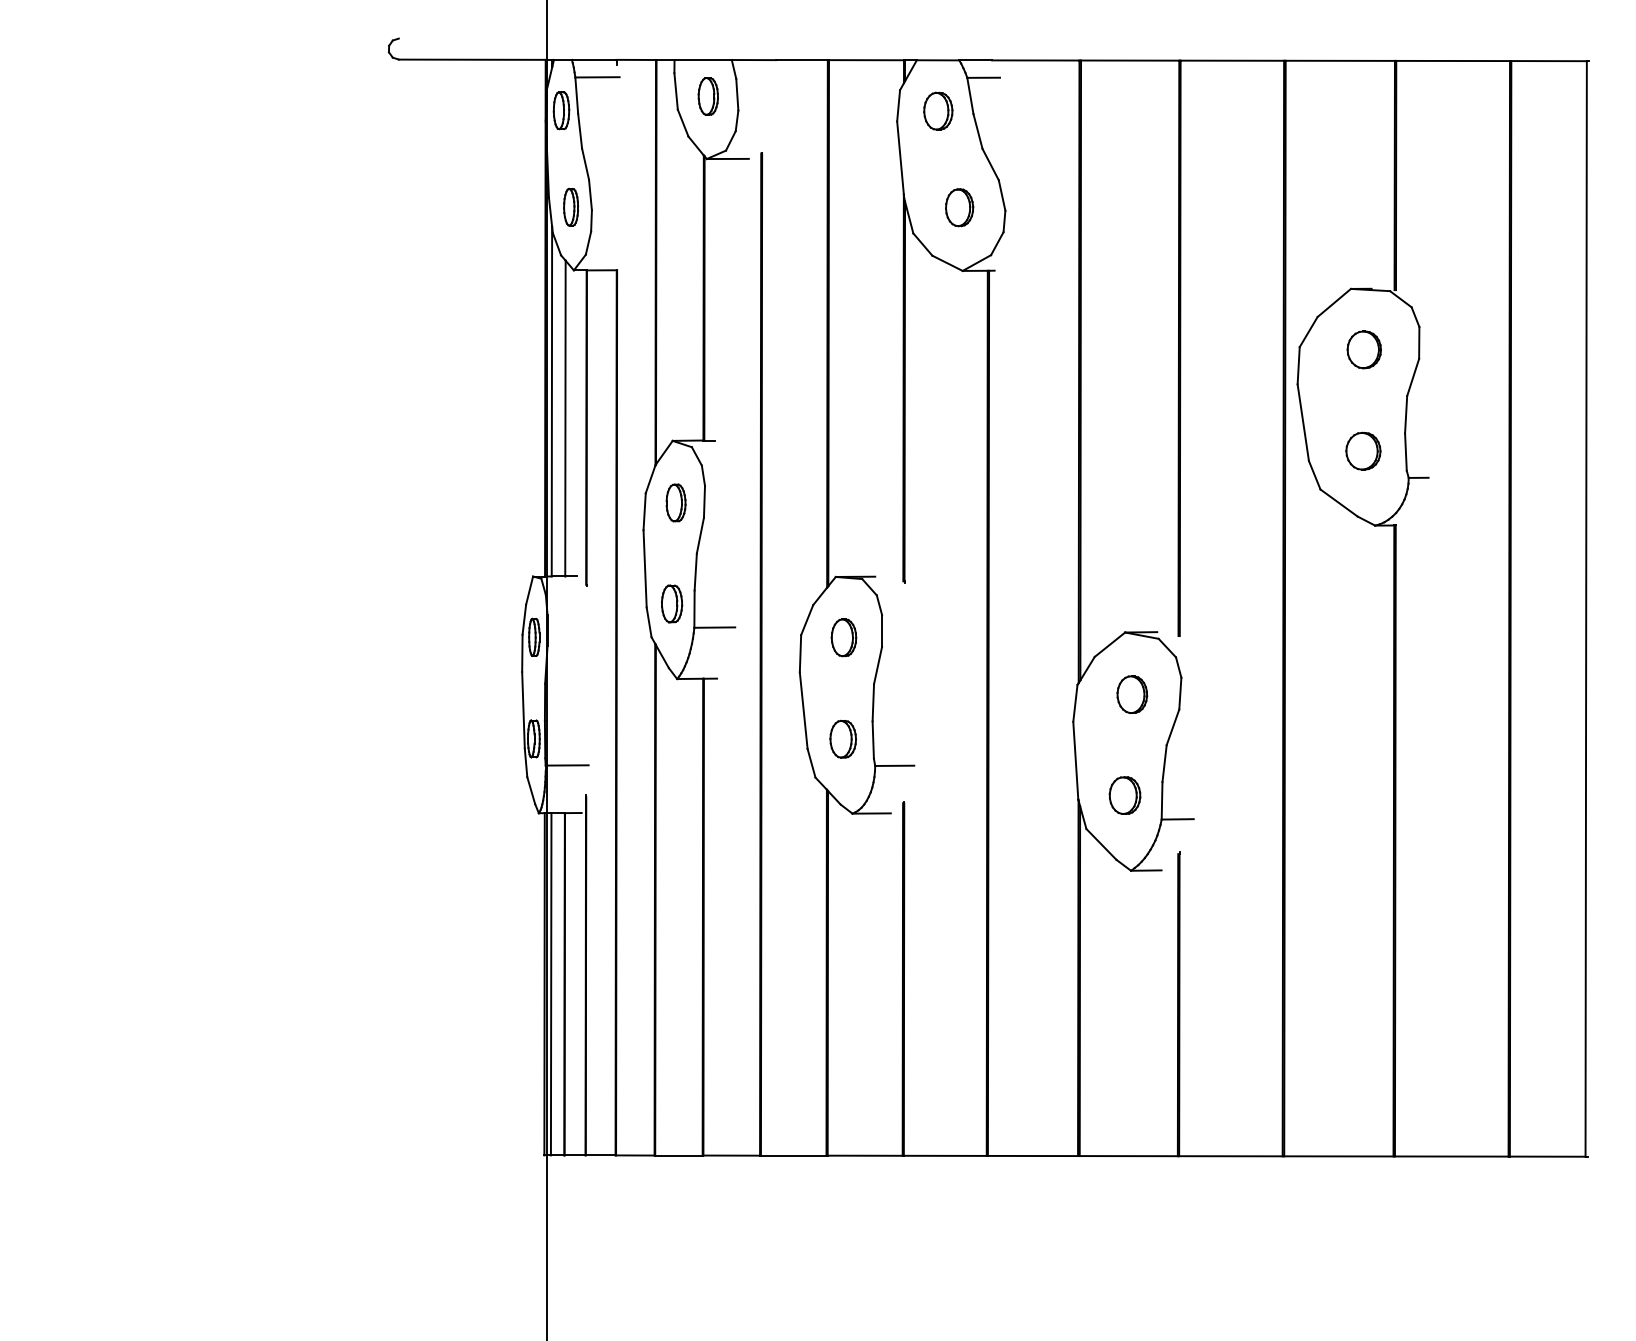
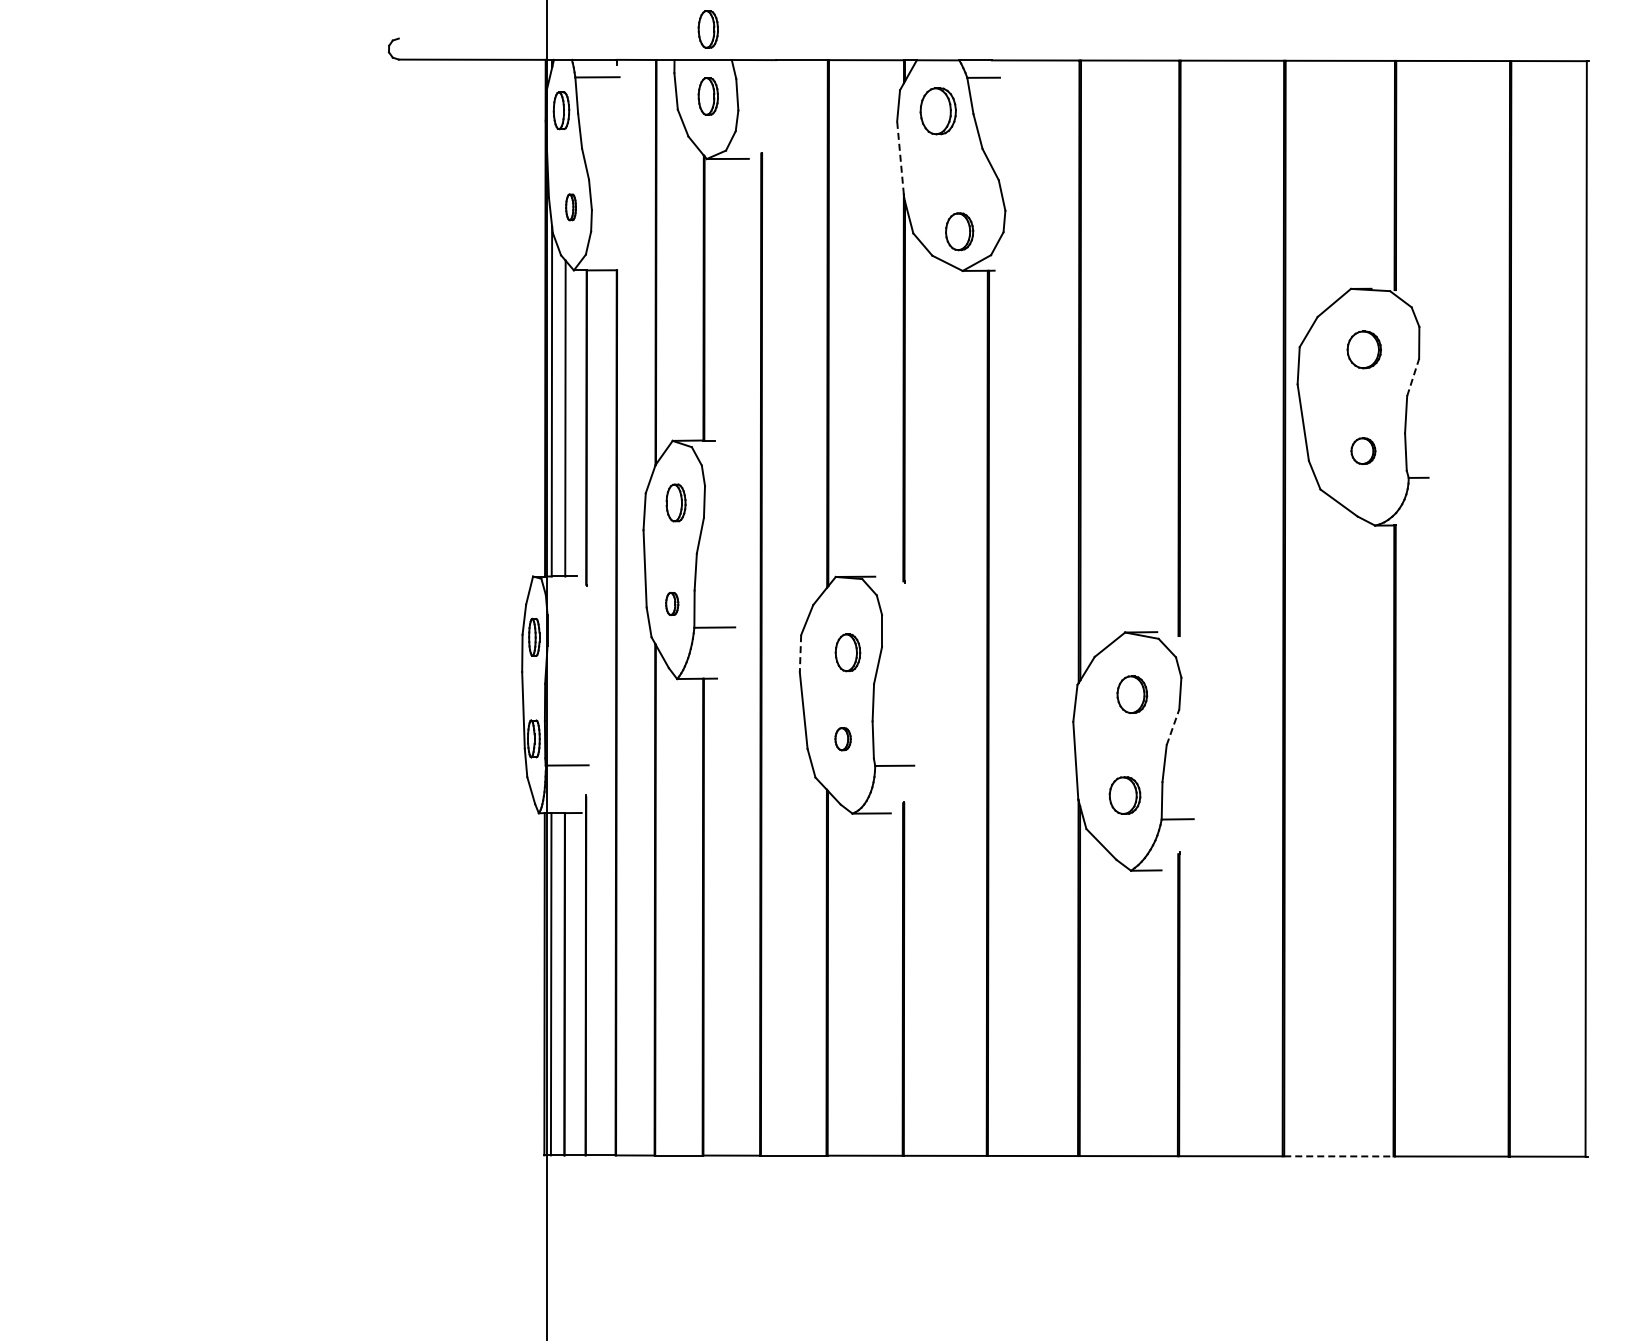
part: none -> present (707, 29)
part size: 31x40 px -> 38x49 px (937, 111)
line: solid -> dashed (900, 158)
part size: 16x39 px -> 12x29 px (570, 207)
part position: (959, 207) -> (959, 231) (959, 231)
line: solid -> dashed (1413, 377)
part size: 37x40 px -> 27x28 px (1363, 450)
part size: 23x40 px -> 15x25 px (672, 603)
part position: (843, 637) -> (847, 652) (847, 652)
line: solid -> dashed (800, 653)
line: solid -> dashed (1172, 727)
part size: 28x40 px -> 18x25 px (842, 739)
line: solid -> dashed (1338, 1156)
